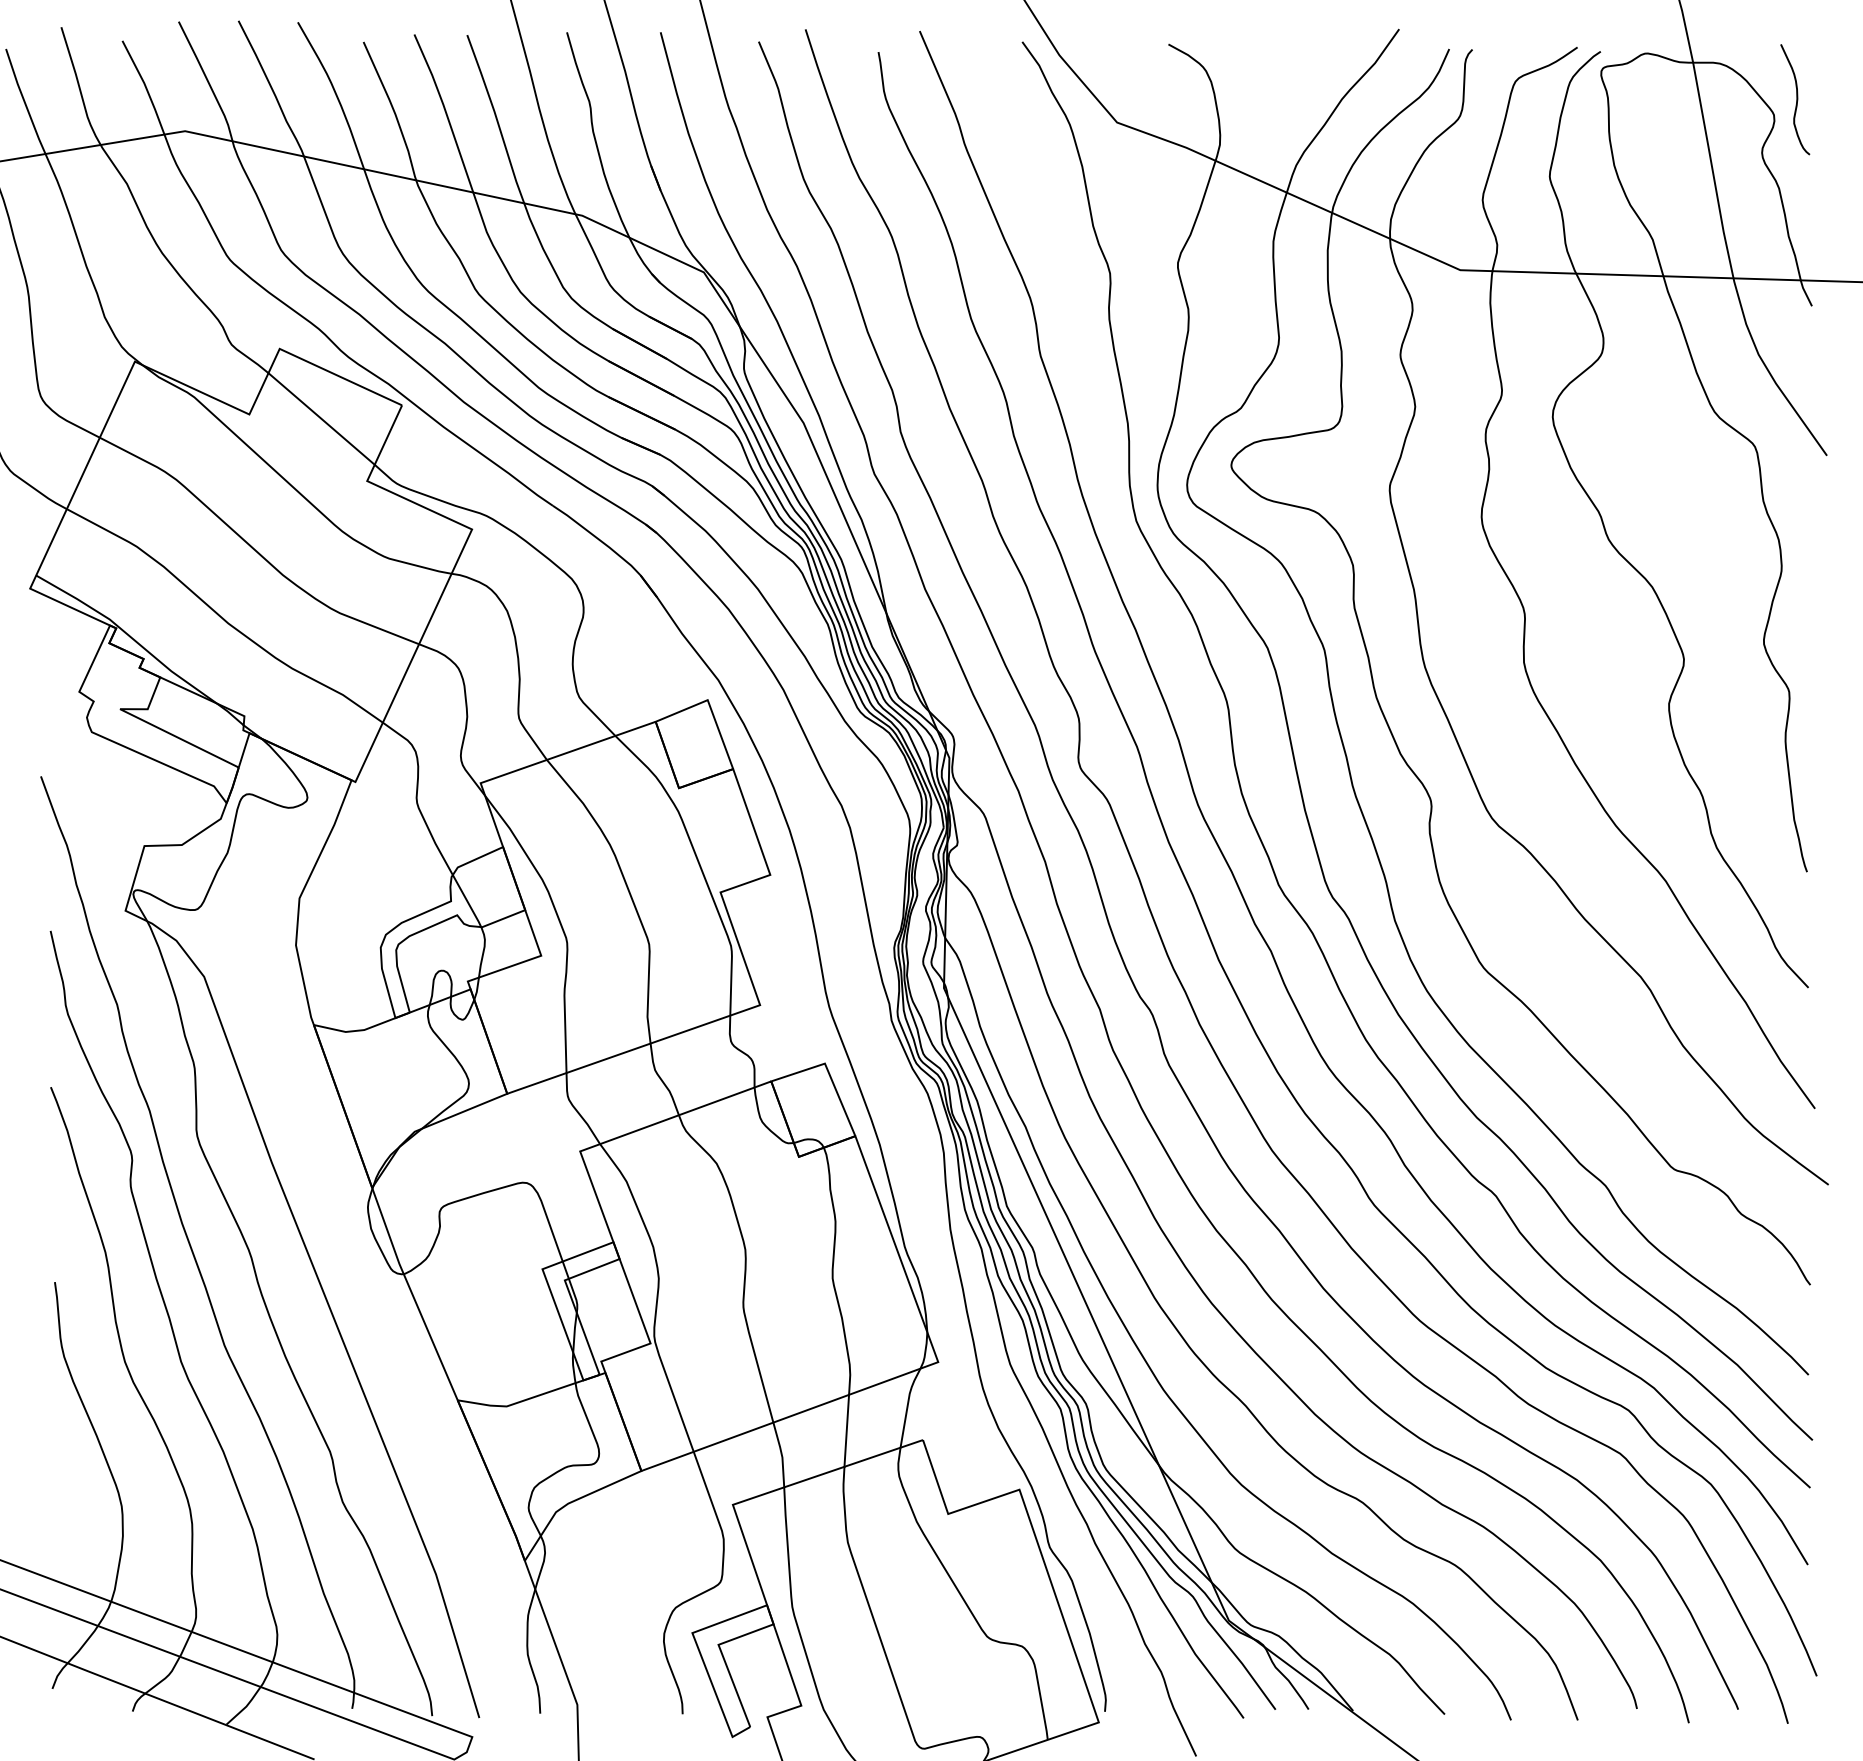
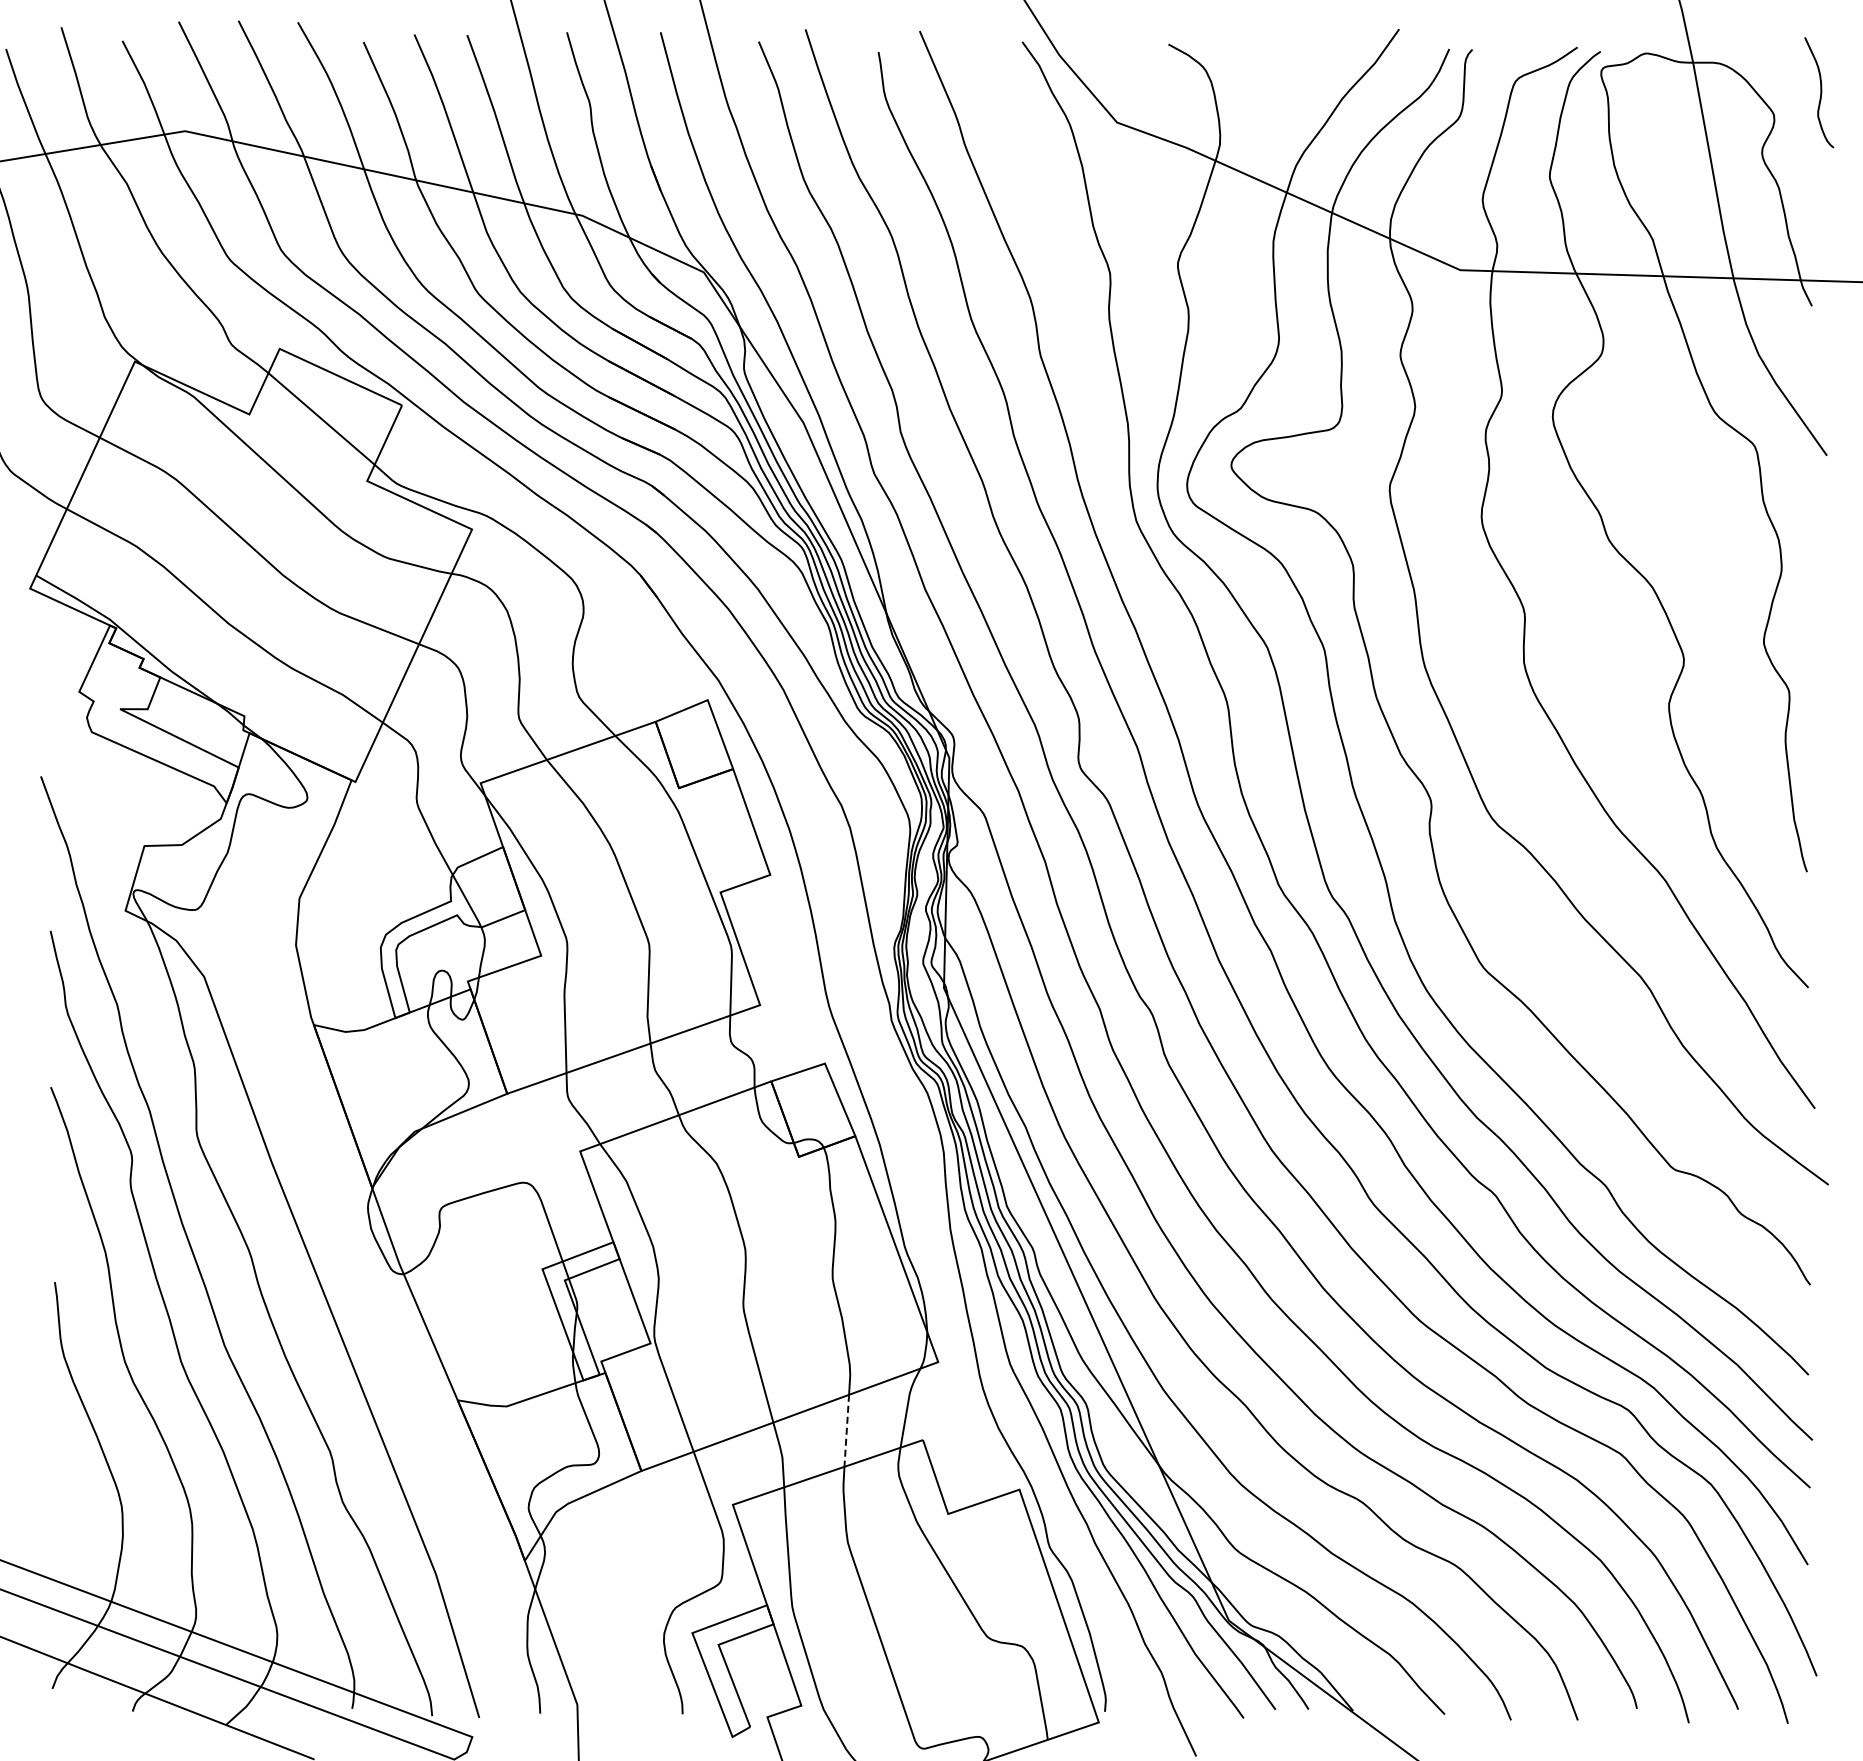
curve position: (1796, 99) -> (1820, 92) (1820, 92)
line: solid -> dashed (846, 1431)
